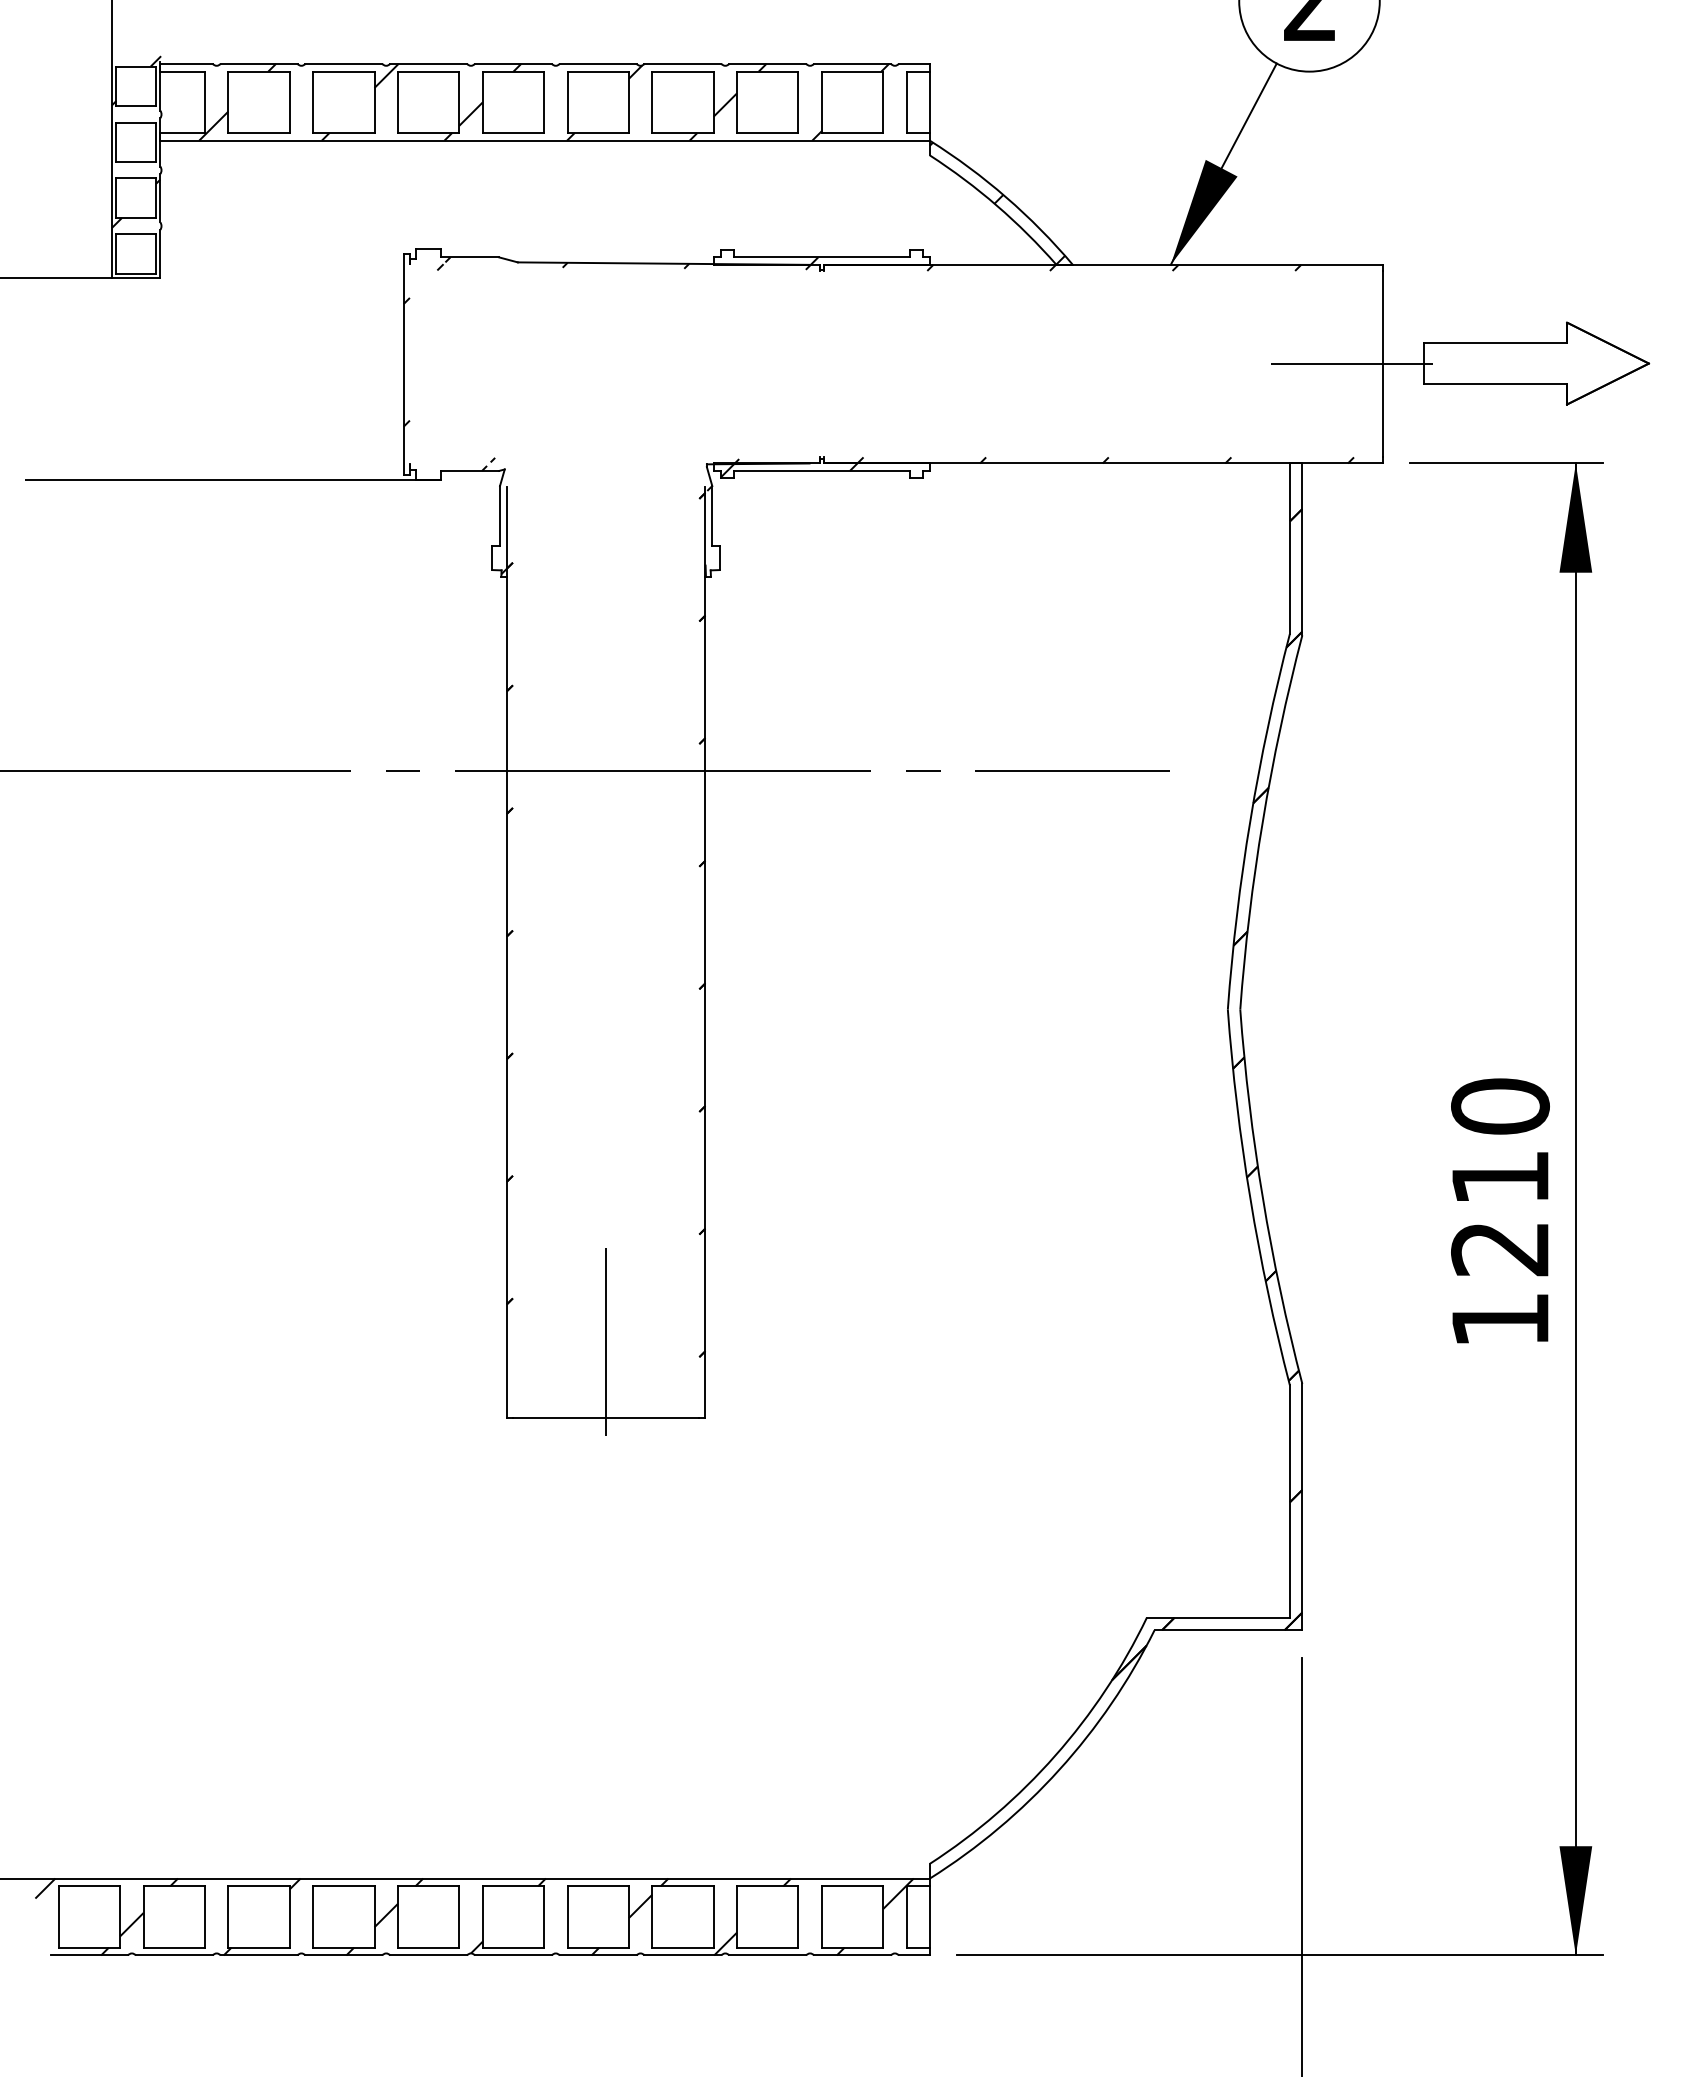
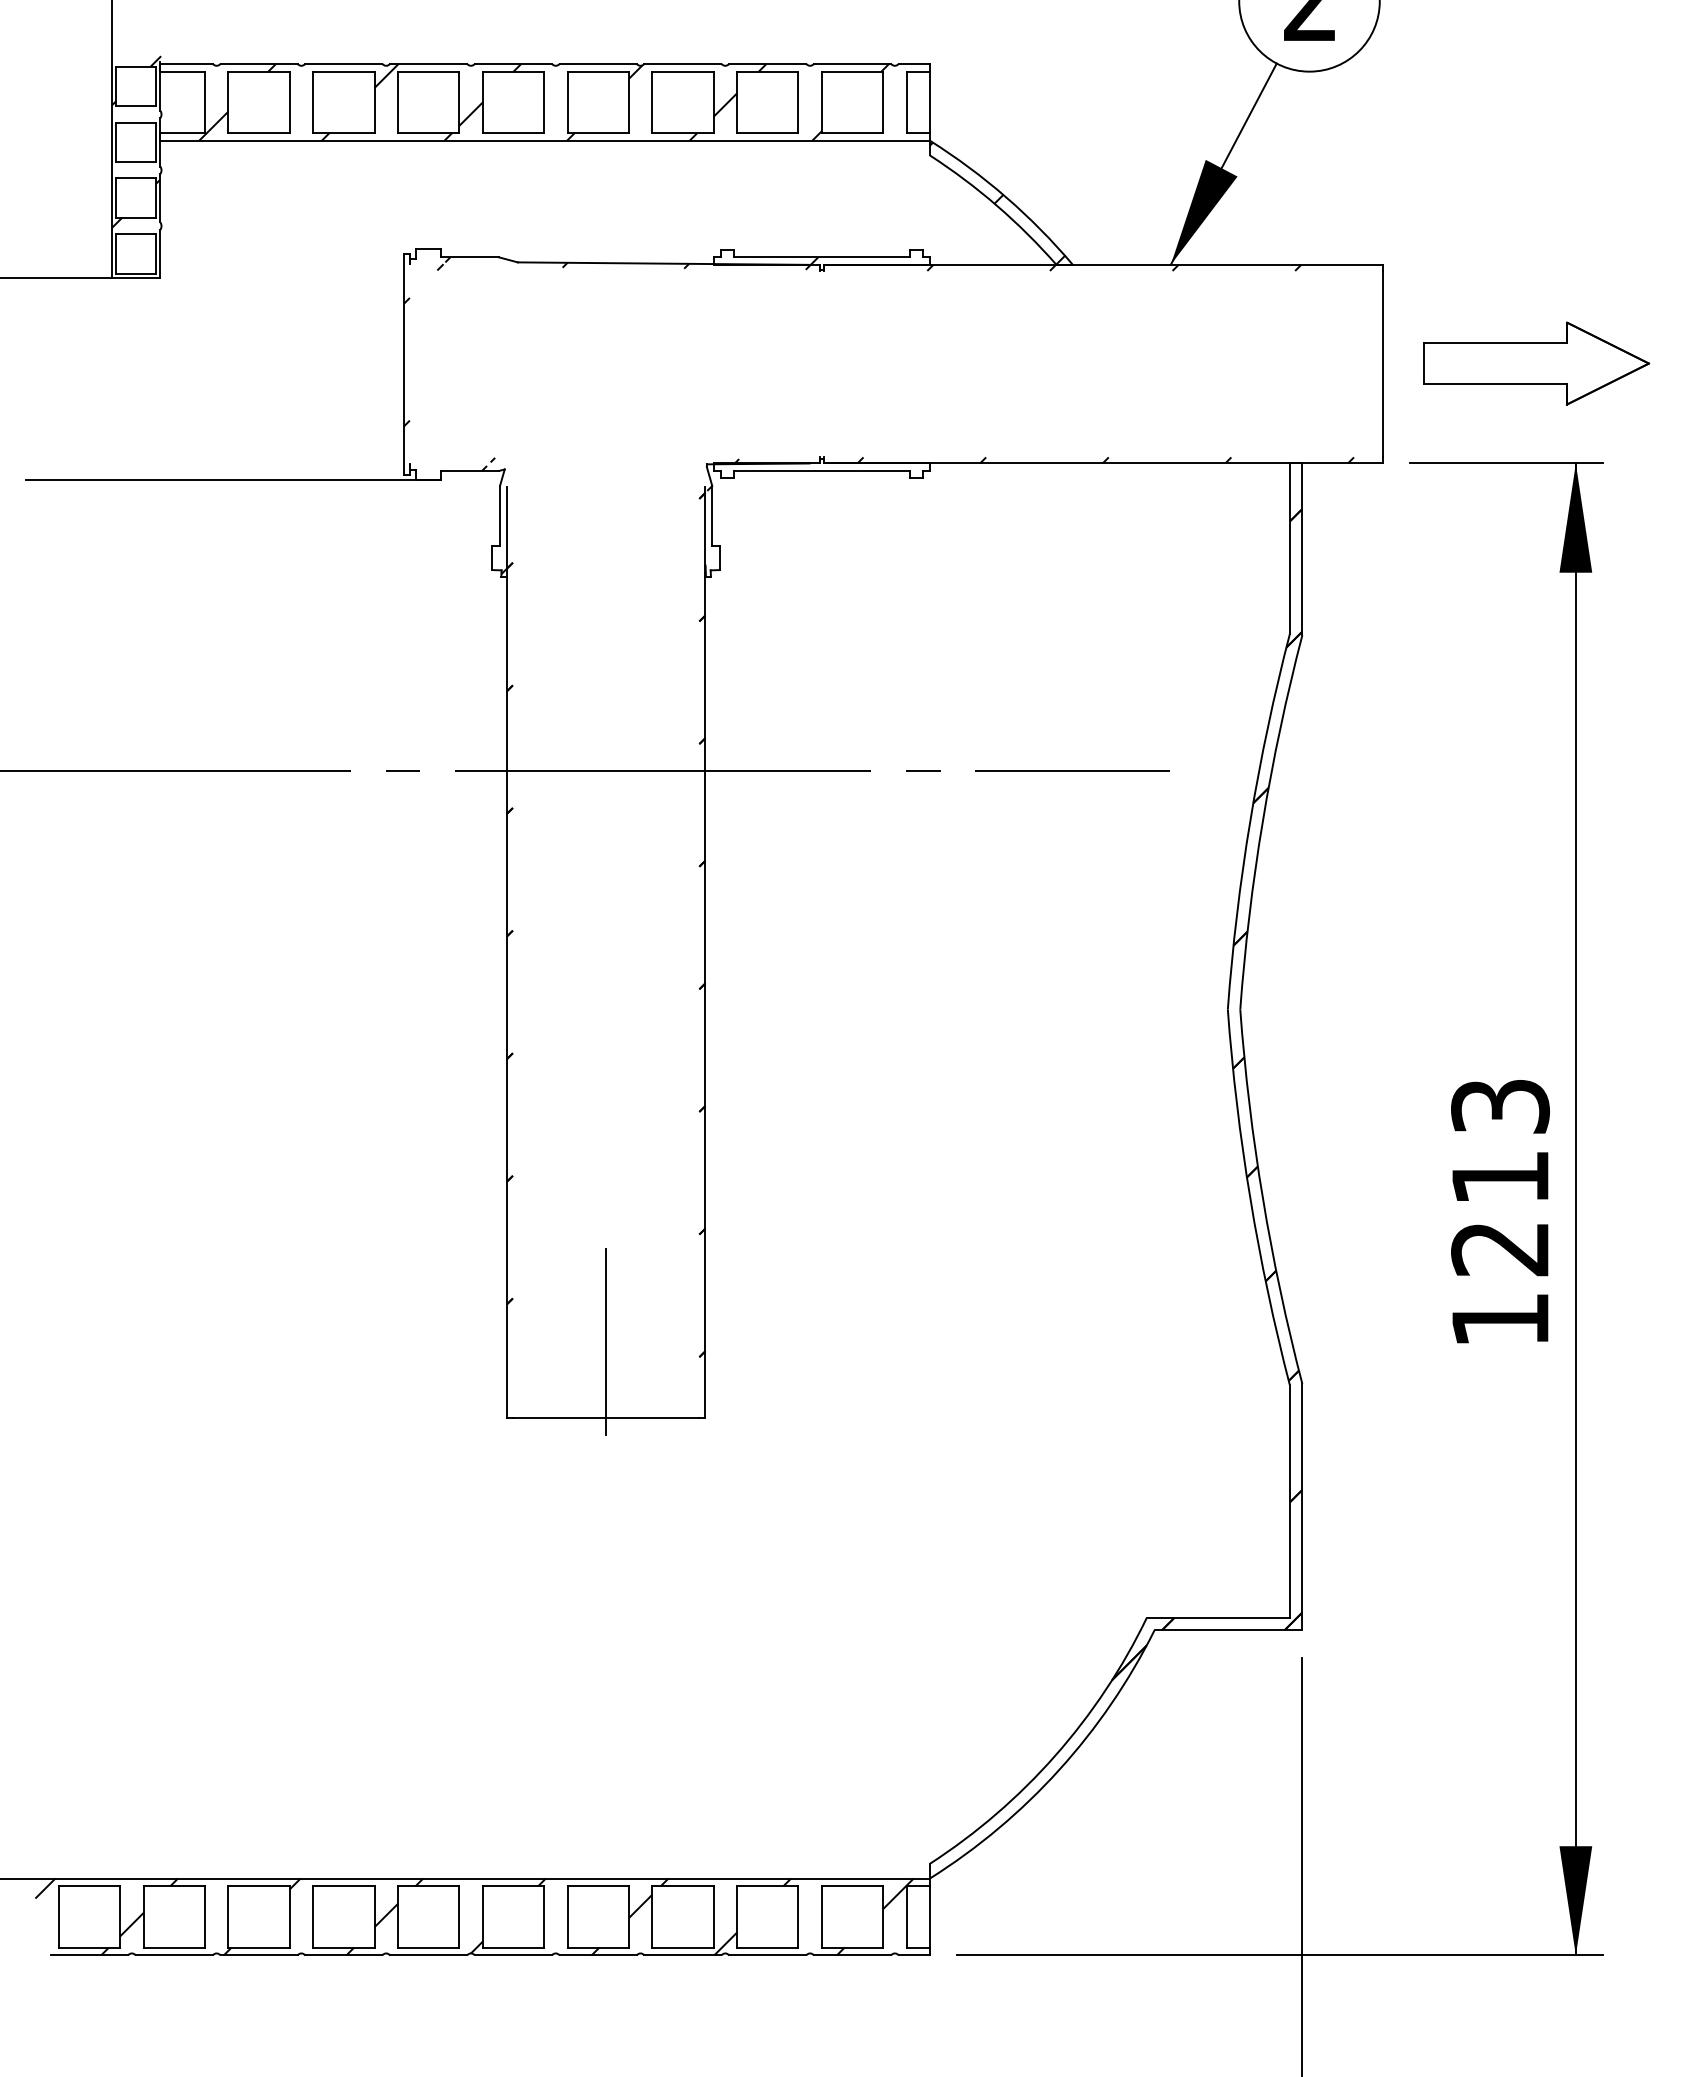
line: present -> none (1351, 364)
hatch: present -> none (789, 469)
text: 1210 -> 1213 (1500, 1106)
